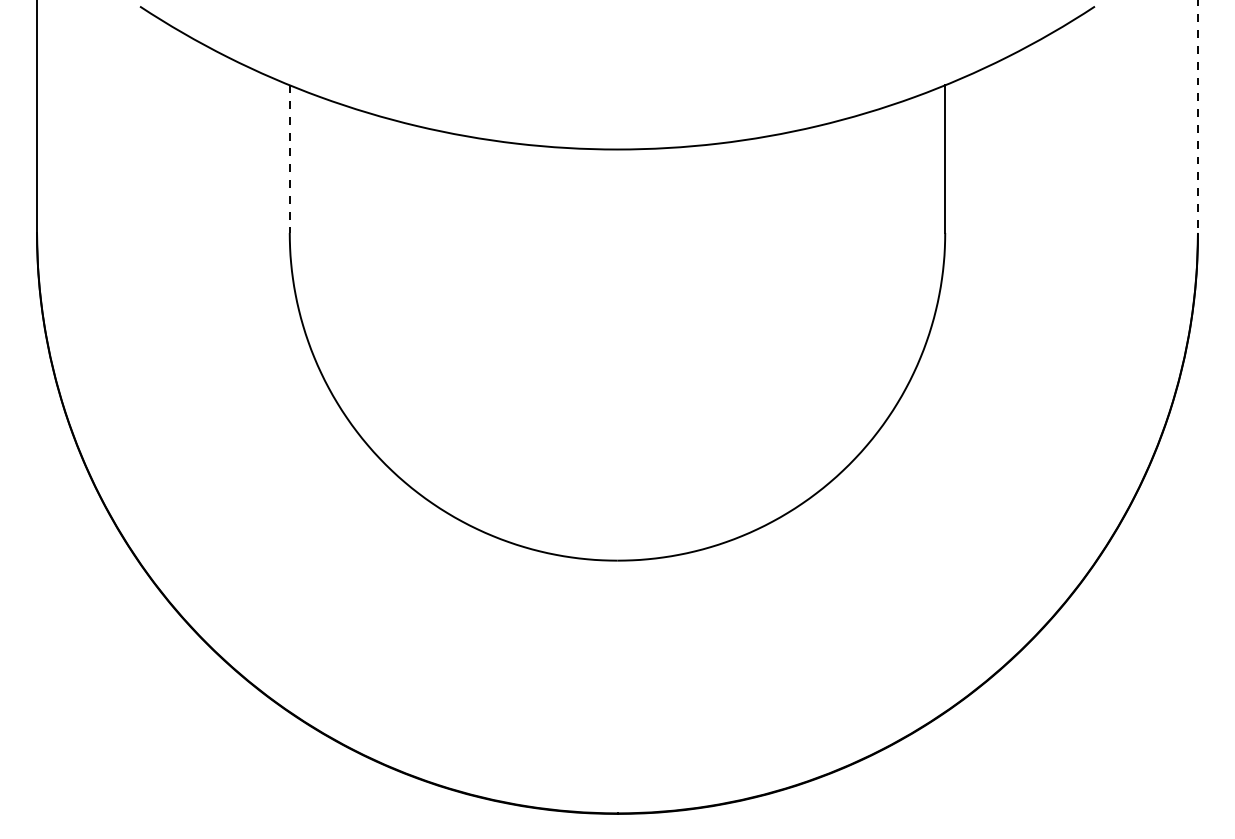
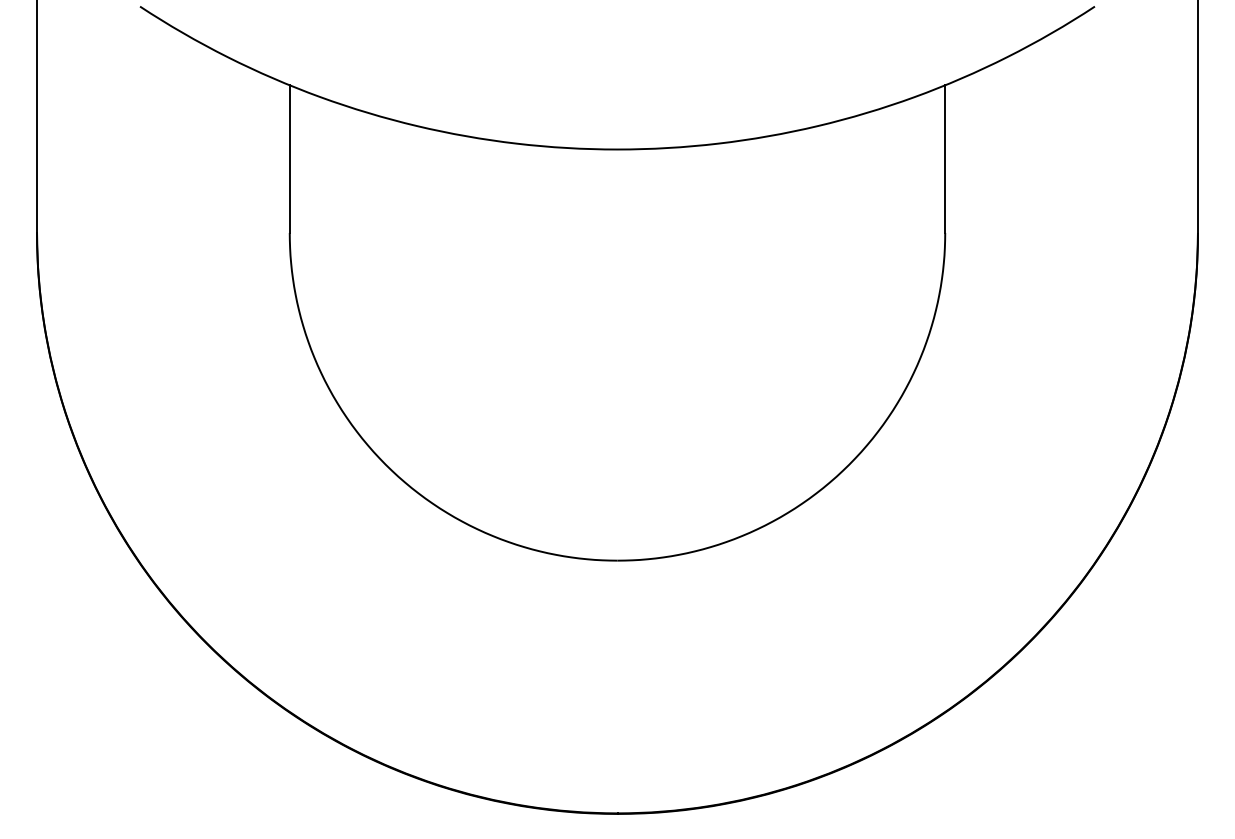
line: dashed -> solid (1197, 116)
line: dashed -> solid (289, 159)
